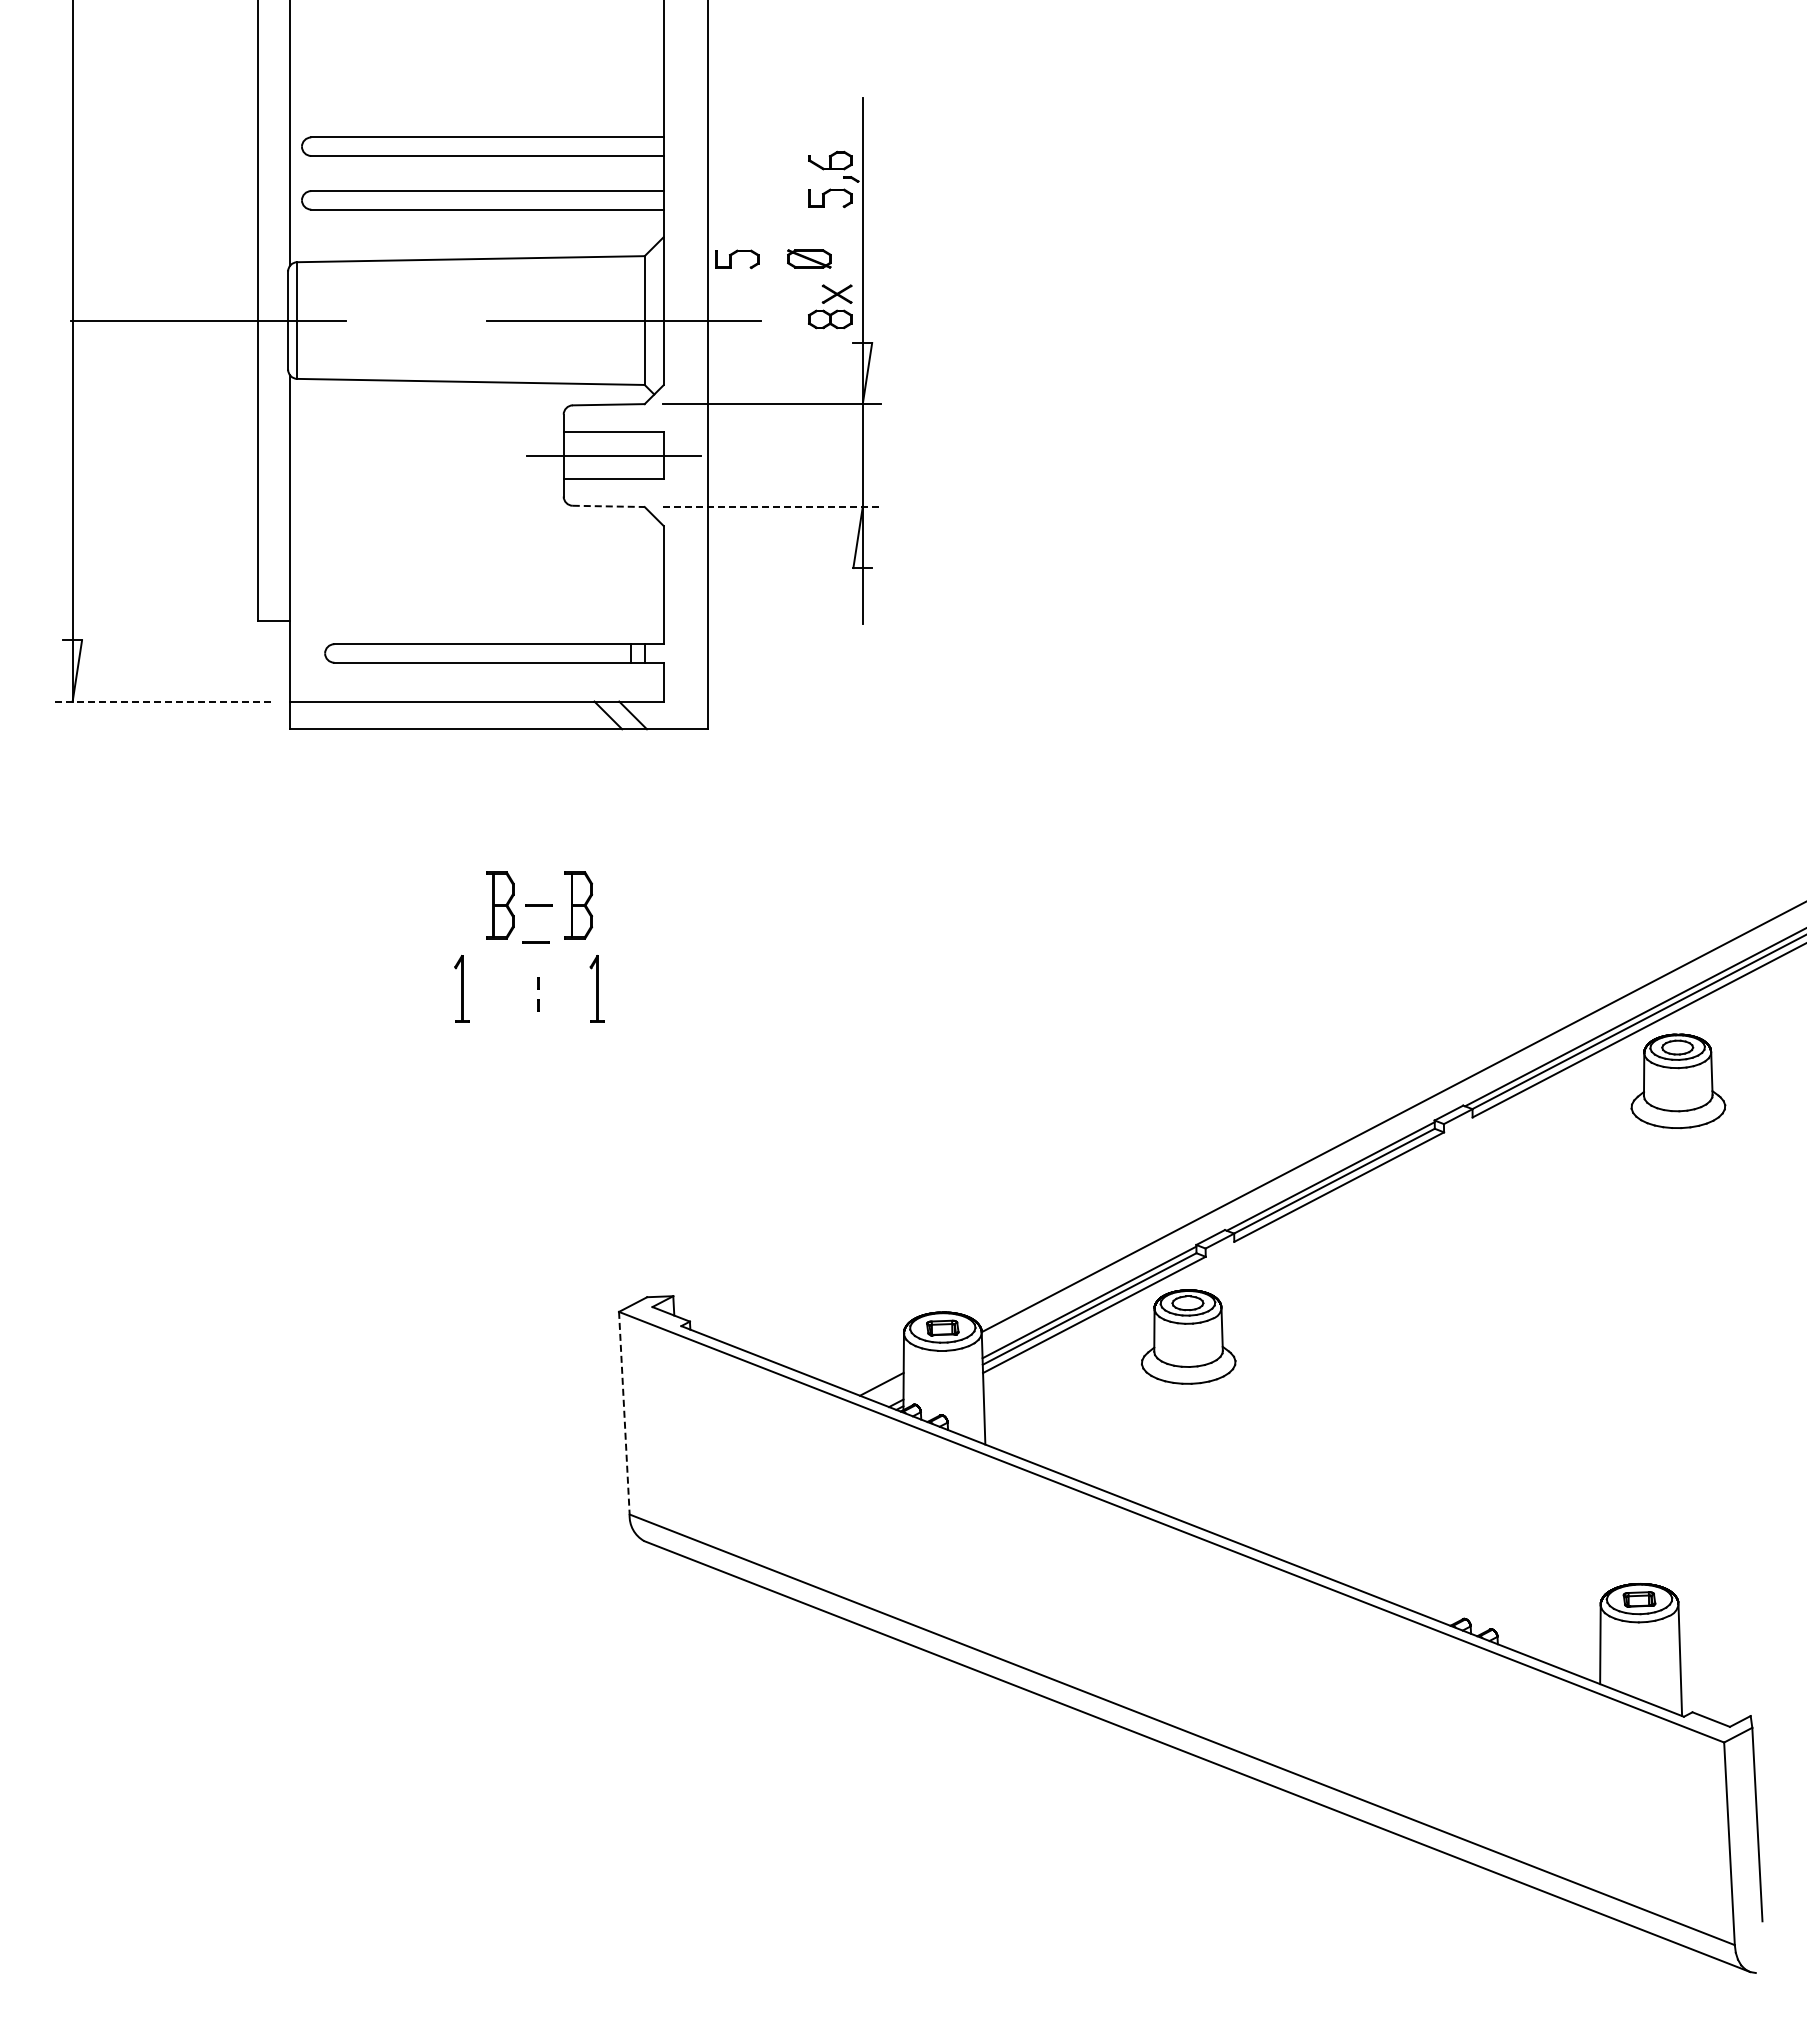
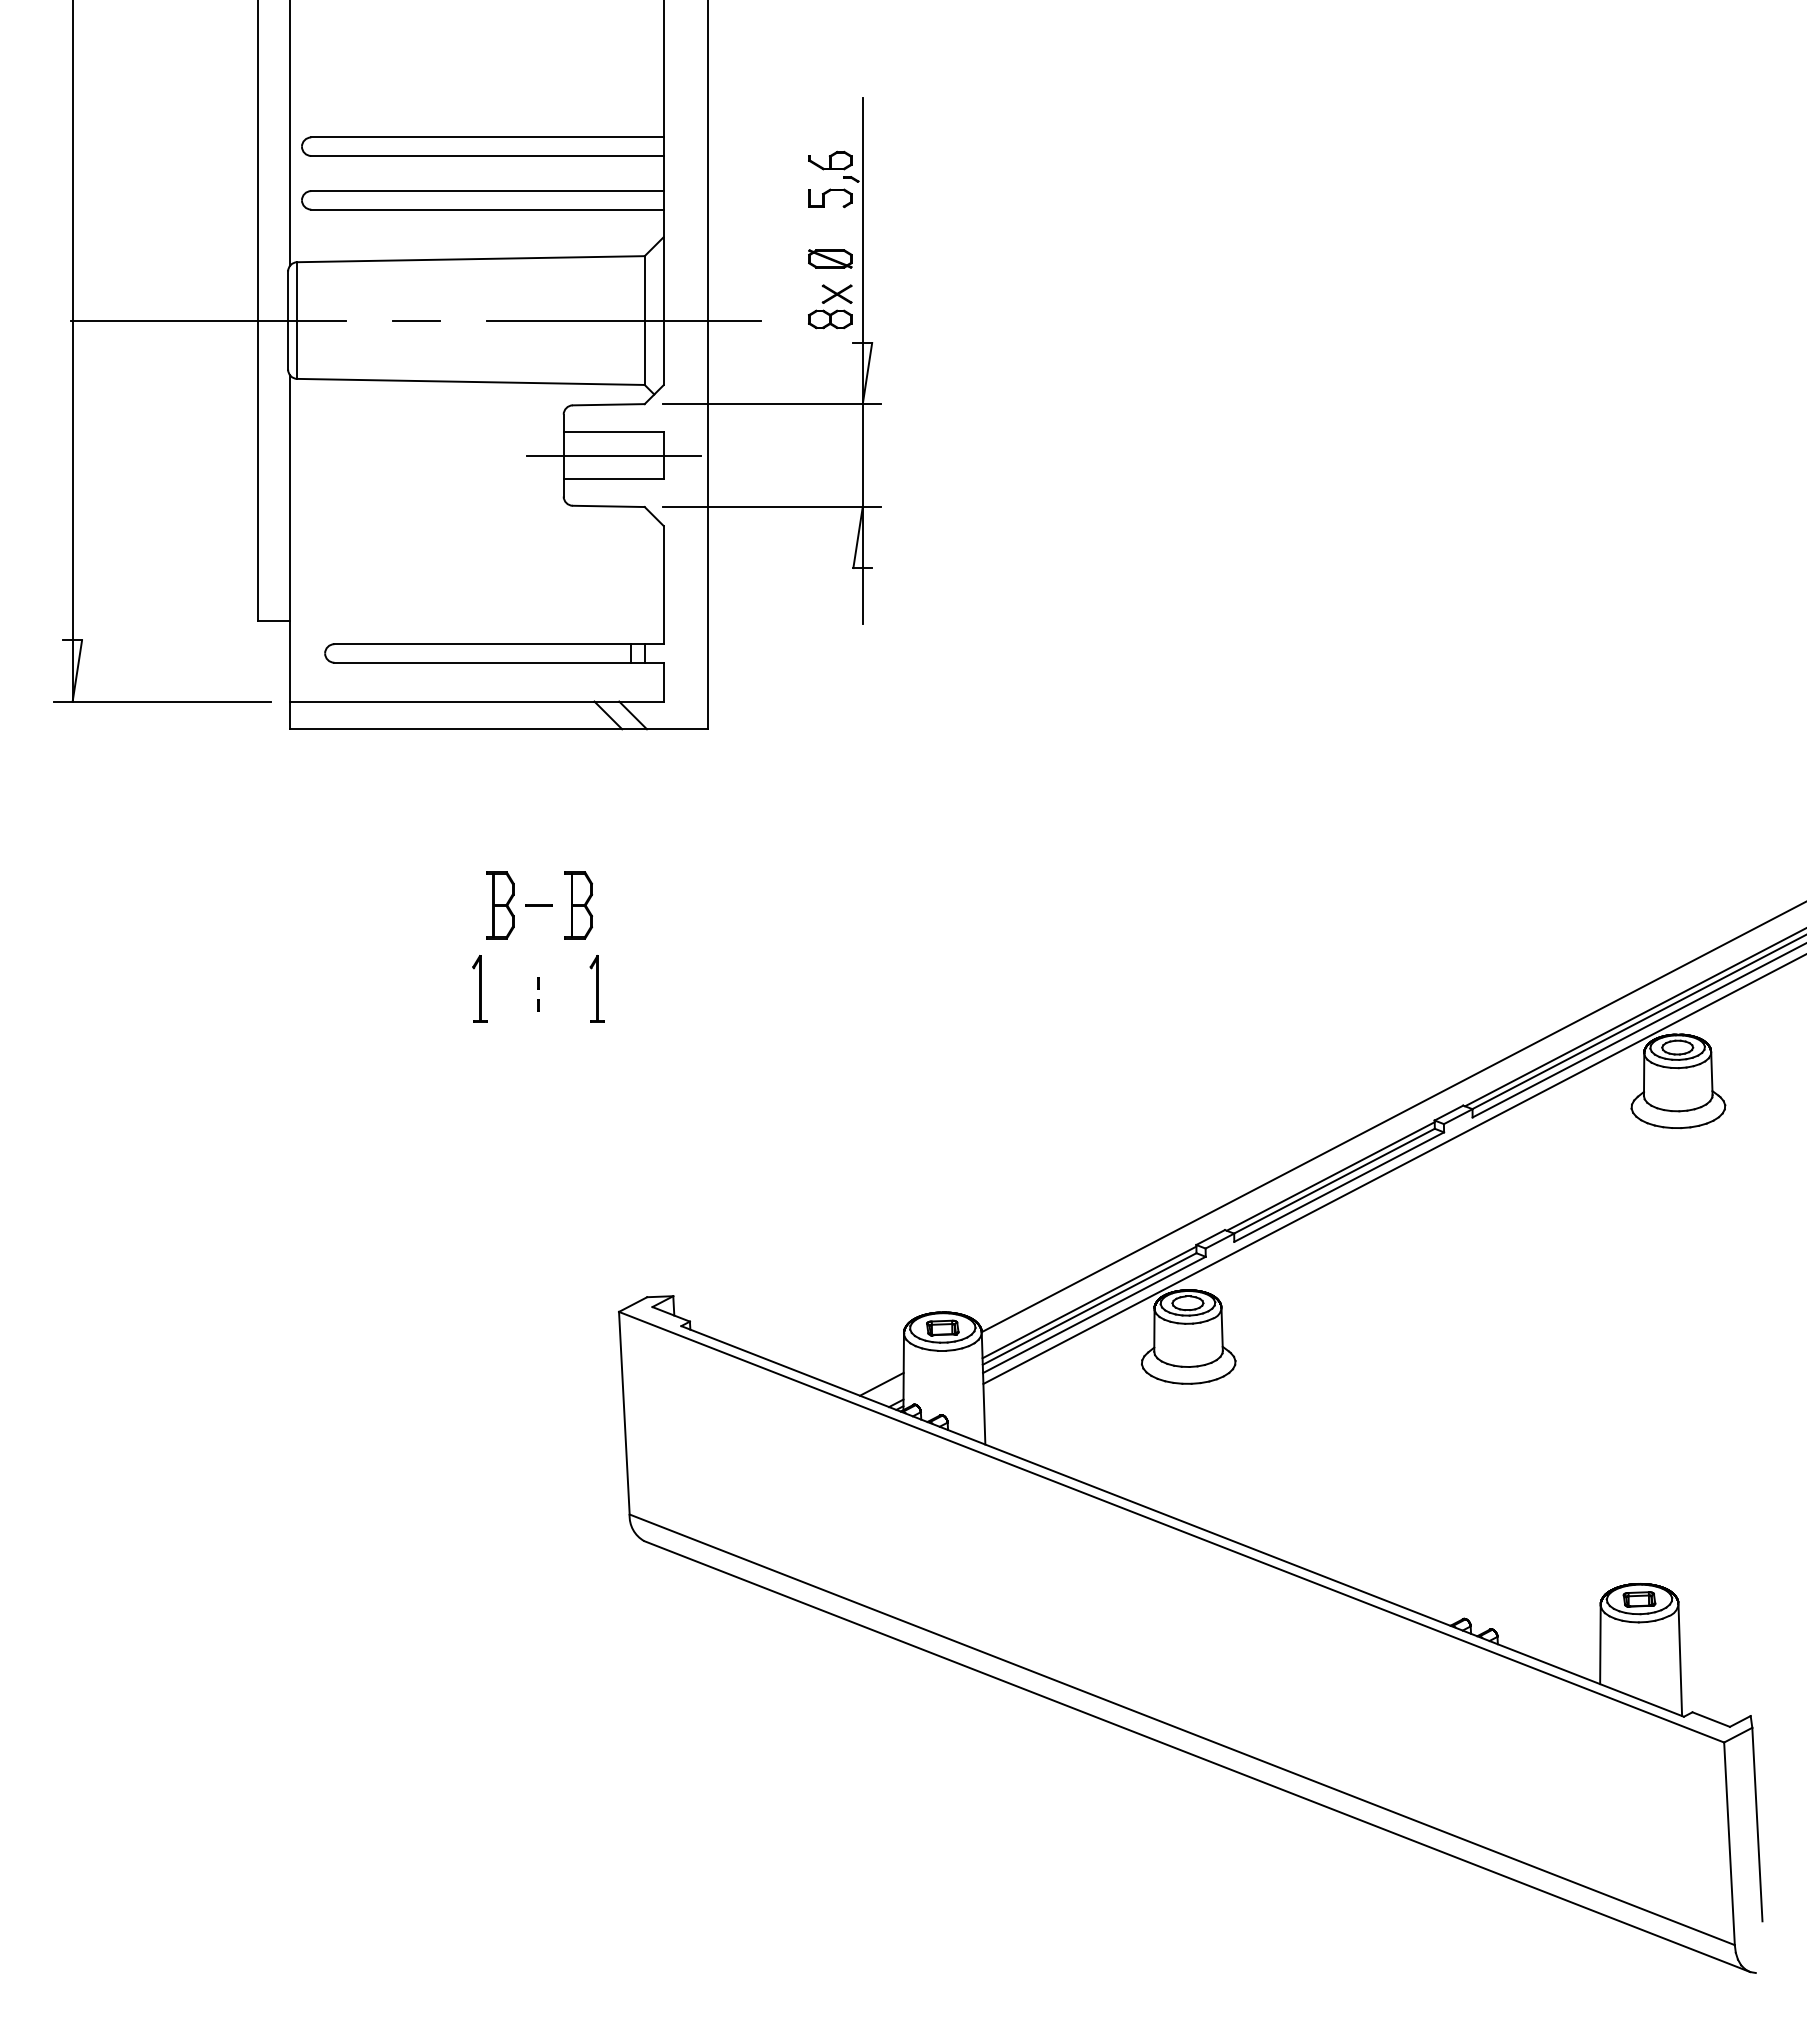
part position: (809, 258) -> (830, 258) (830, 258)
part: present -> none (737, 259)
line: none -> present (415, 320)
line: dashed -> solid (608, 506)
line: dashed -> solid (772, 507)
line: dashed -> solid (162, 701)
line: present -> none (535, 942)
part position: (461, 988) -> (479, 988) (479, 988)
line: none -> present (1393, 1169)
line: dashed -> solid (624, 1413)
